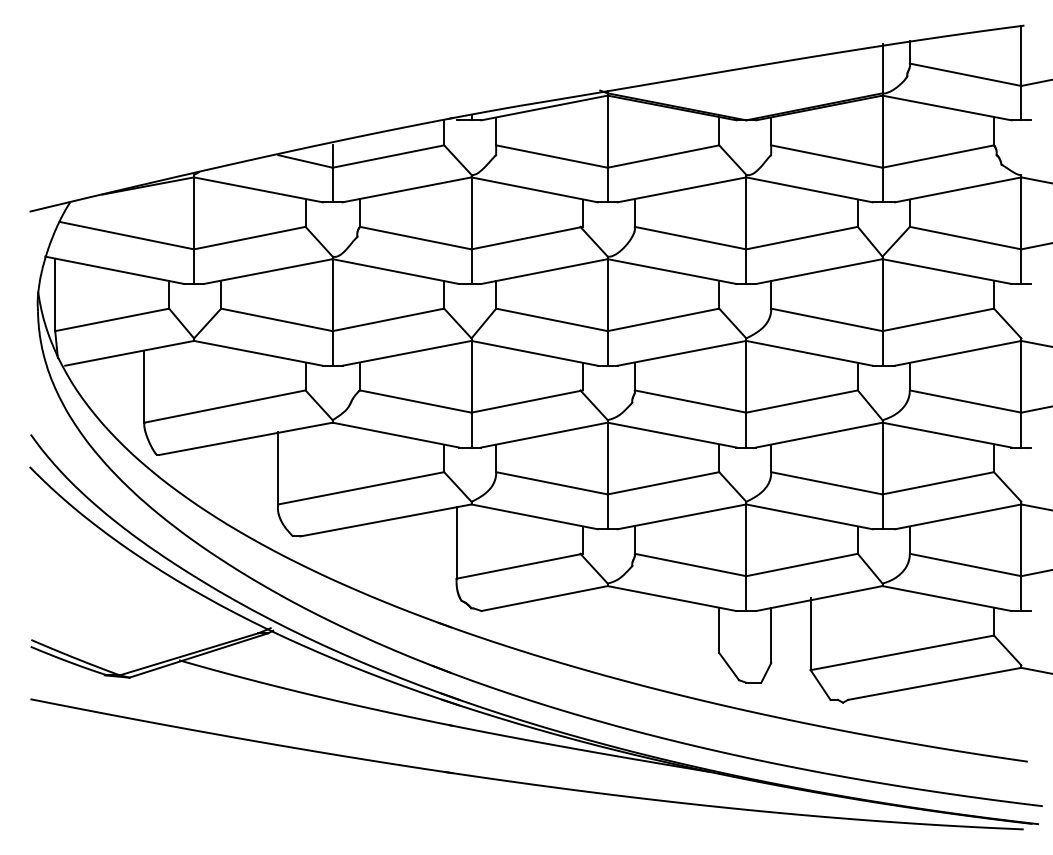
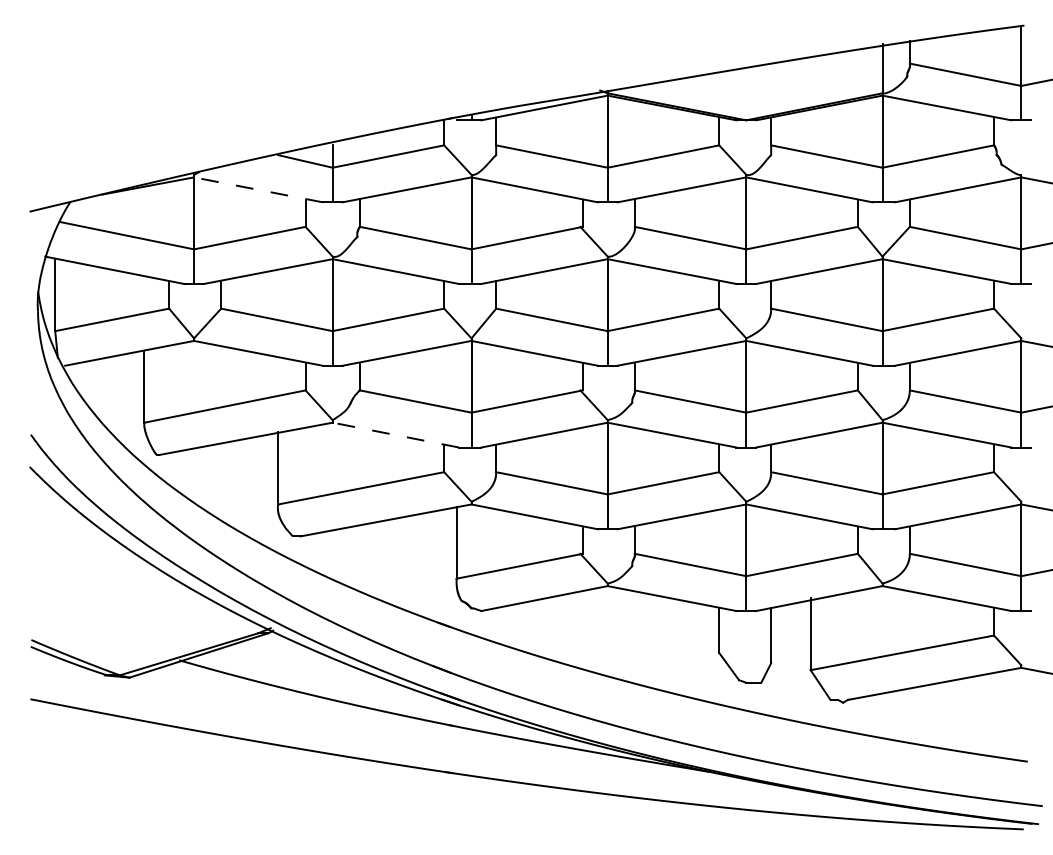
line: solid -> dashed (258, 189)
line: solid -> dashed (395, 435)
